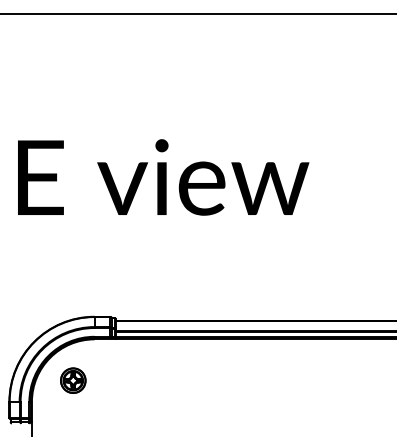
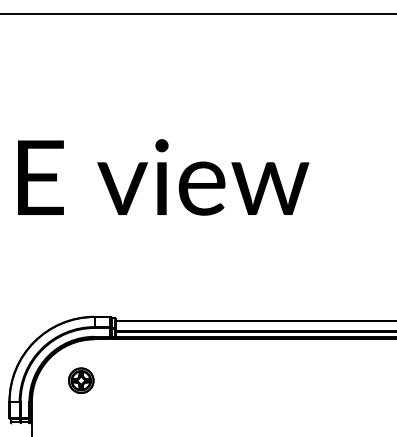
part position: (73, 380) -> (81, 380) (81, 380)
